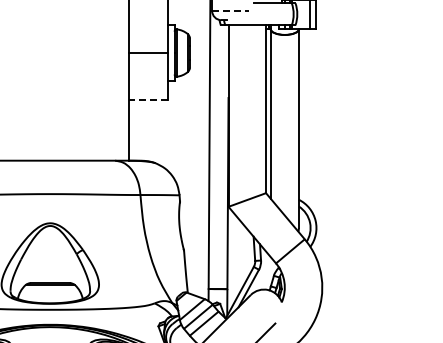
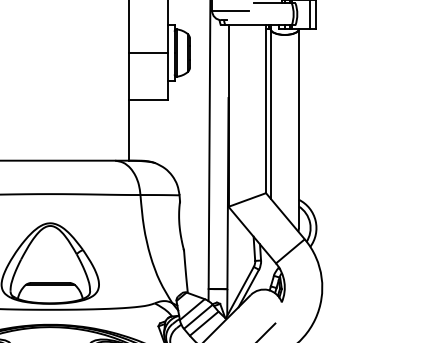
line: dashed -> solid (231, 10)
line: dashed -> solid (147, 99)
